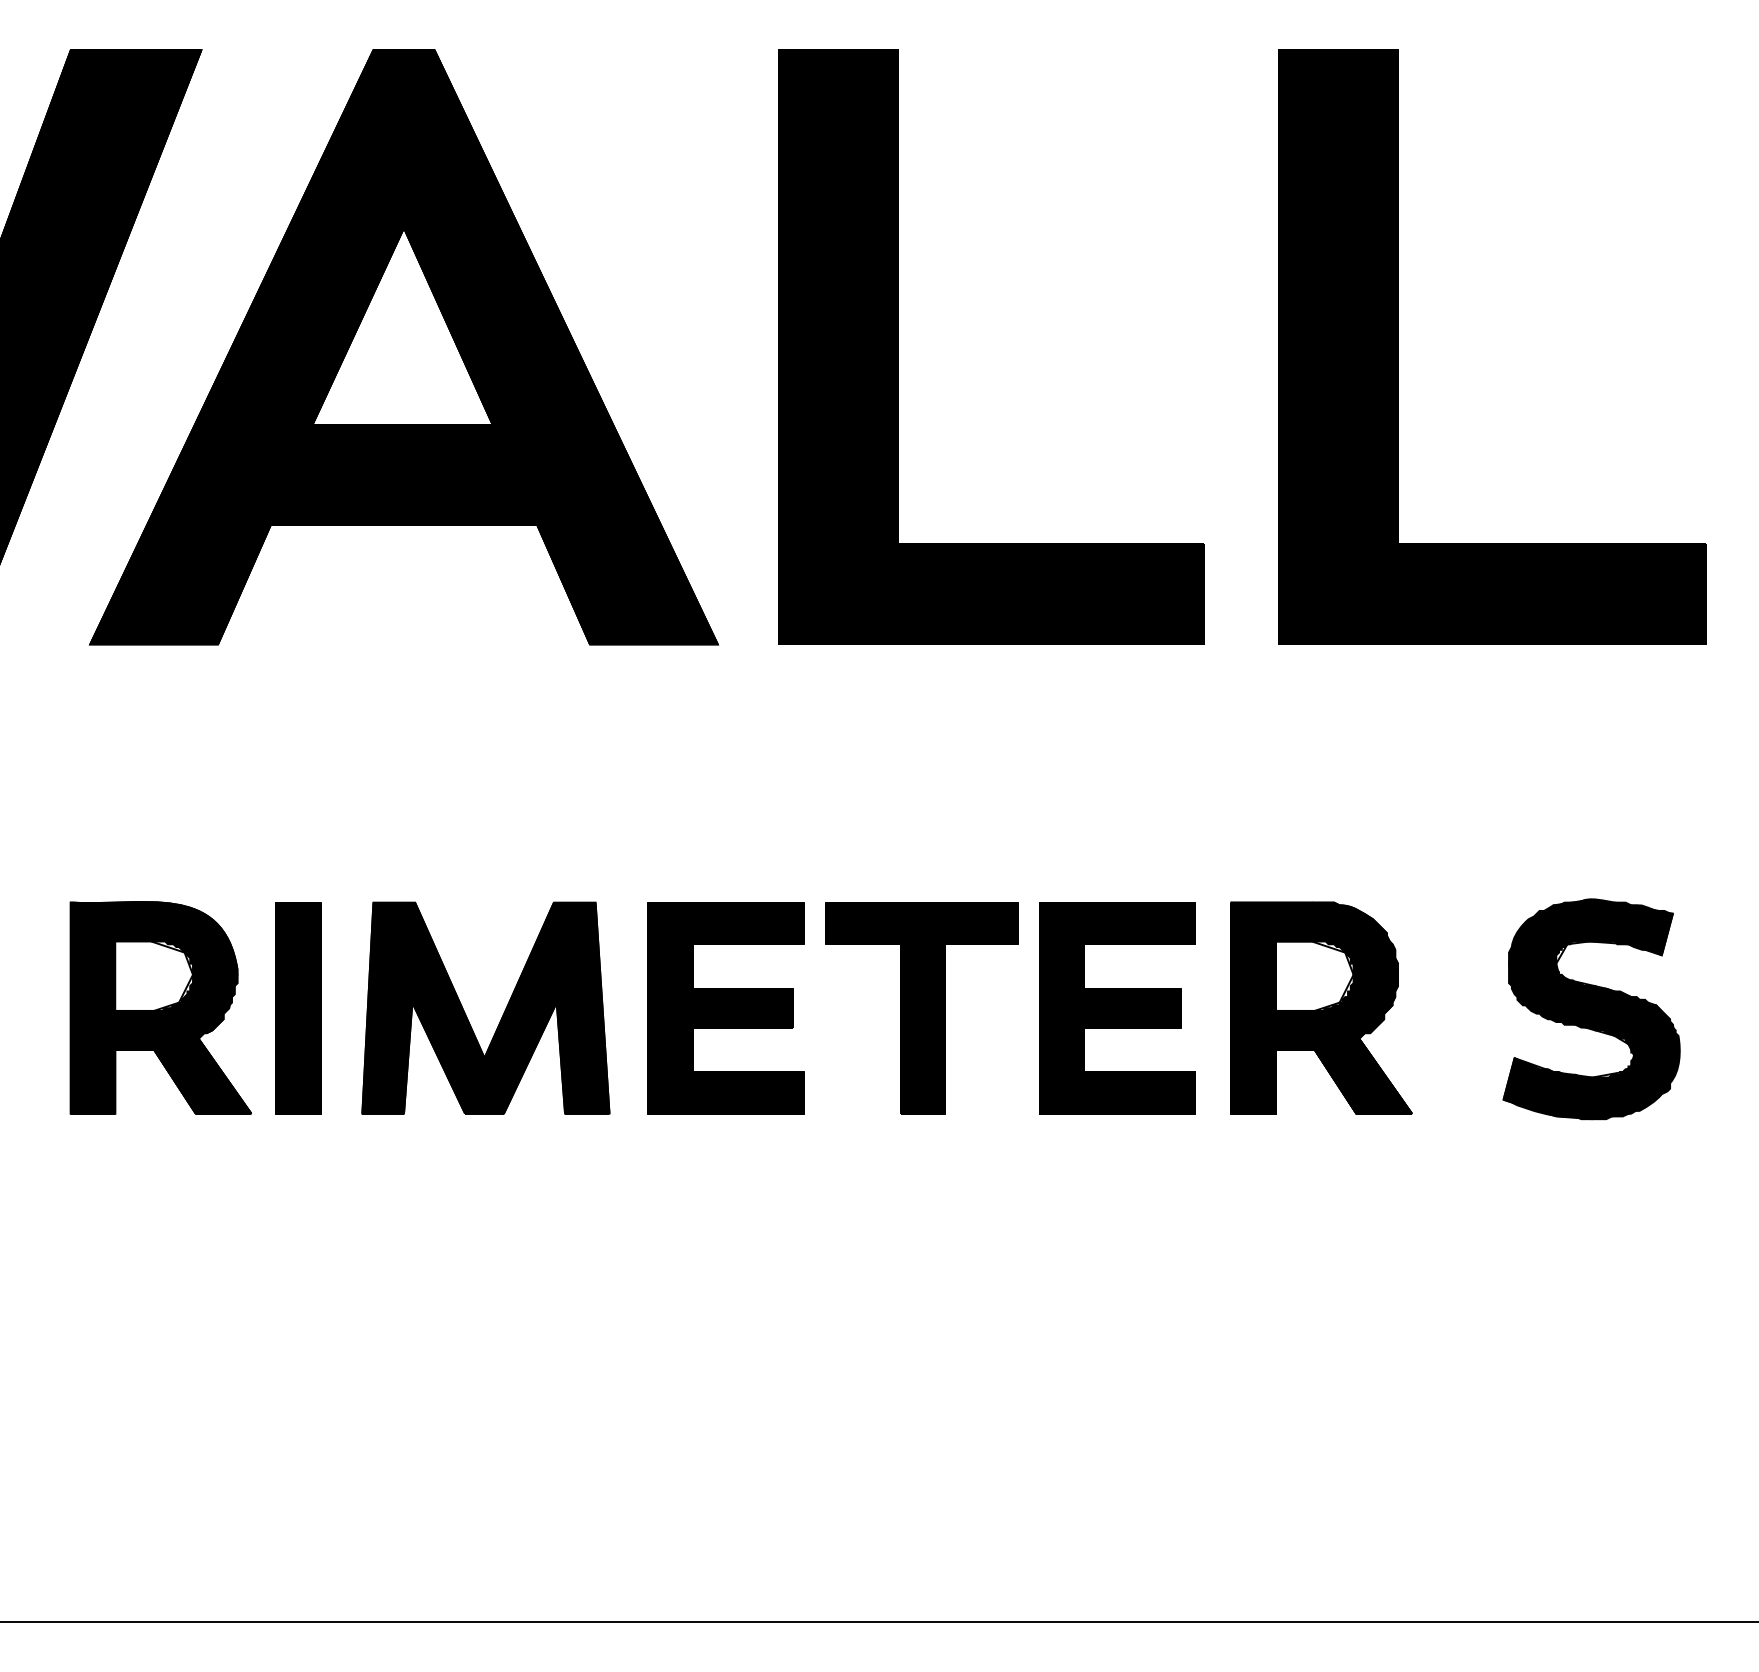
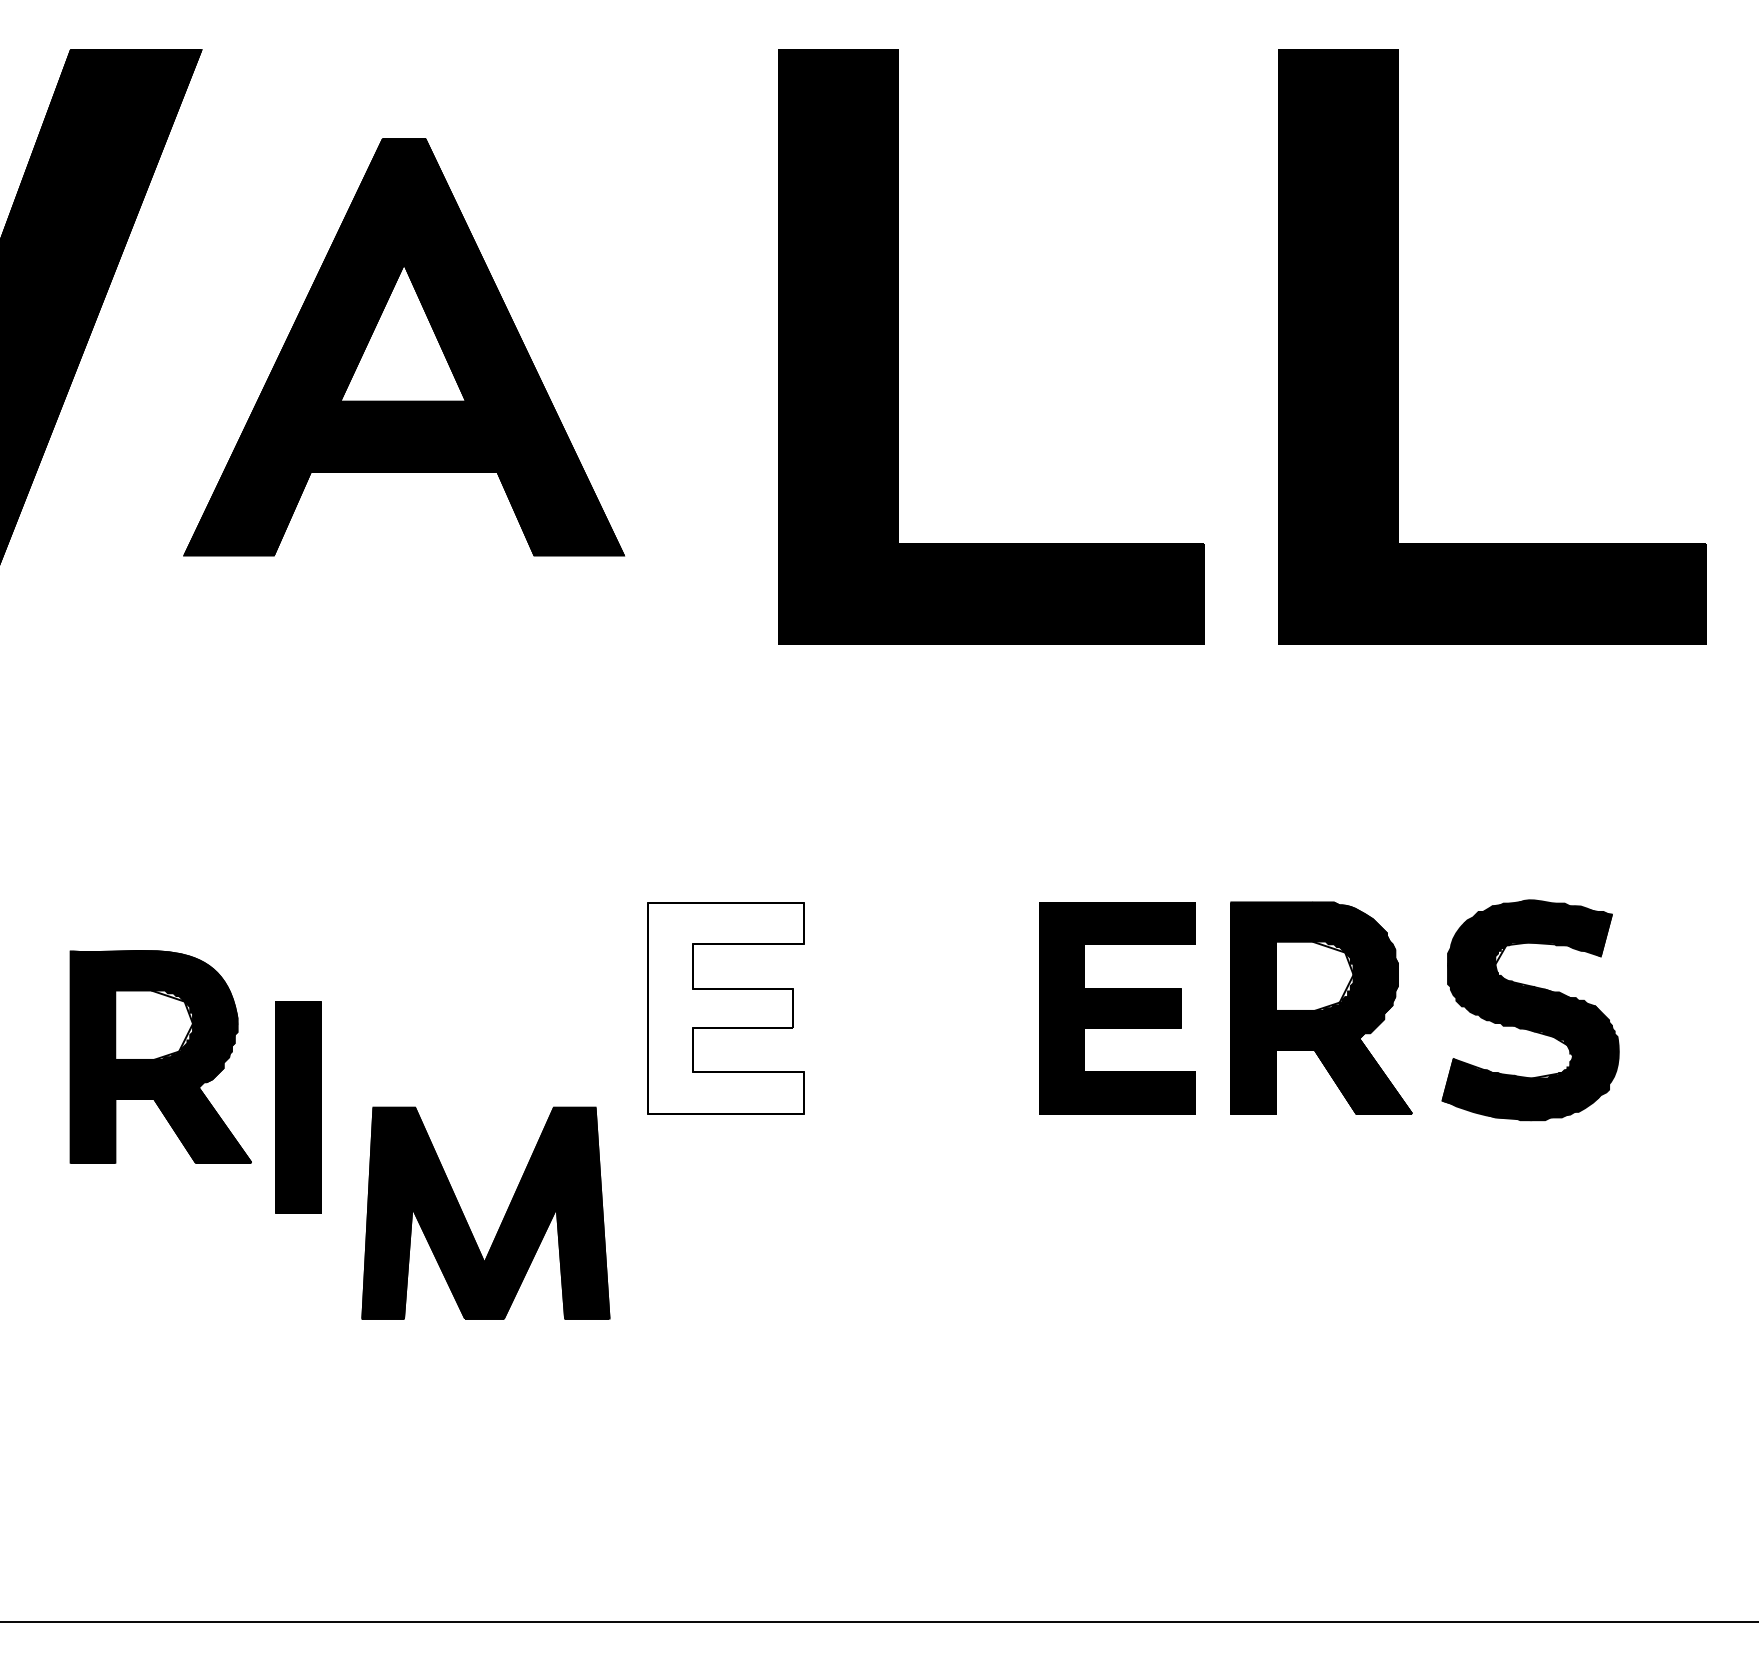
part size: 631x597 px -> 443x419 px (404, 347)
part position: (160, 1007) -> (160, 1056) (160, 1056)
fill: present -> none (725, 1007)
part position: (298, 1008) -> (298, 1107) (298, 1107)
part: present -> none (921, 1008)
part position: (1591, 1009) -> (1530, 1010) (1530, 1010)
part position: (502, 1014) -> (502, 1219) (502, 1219)
